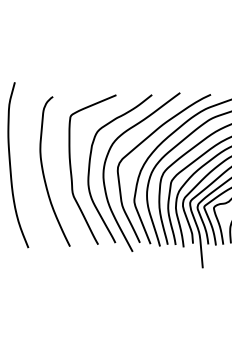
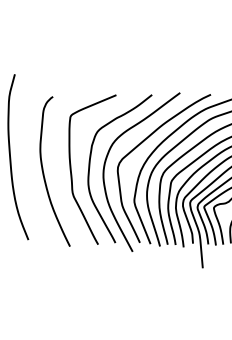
curve position: (11, 165) -> (11, 157) (11, 157)
